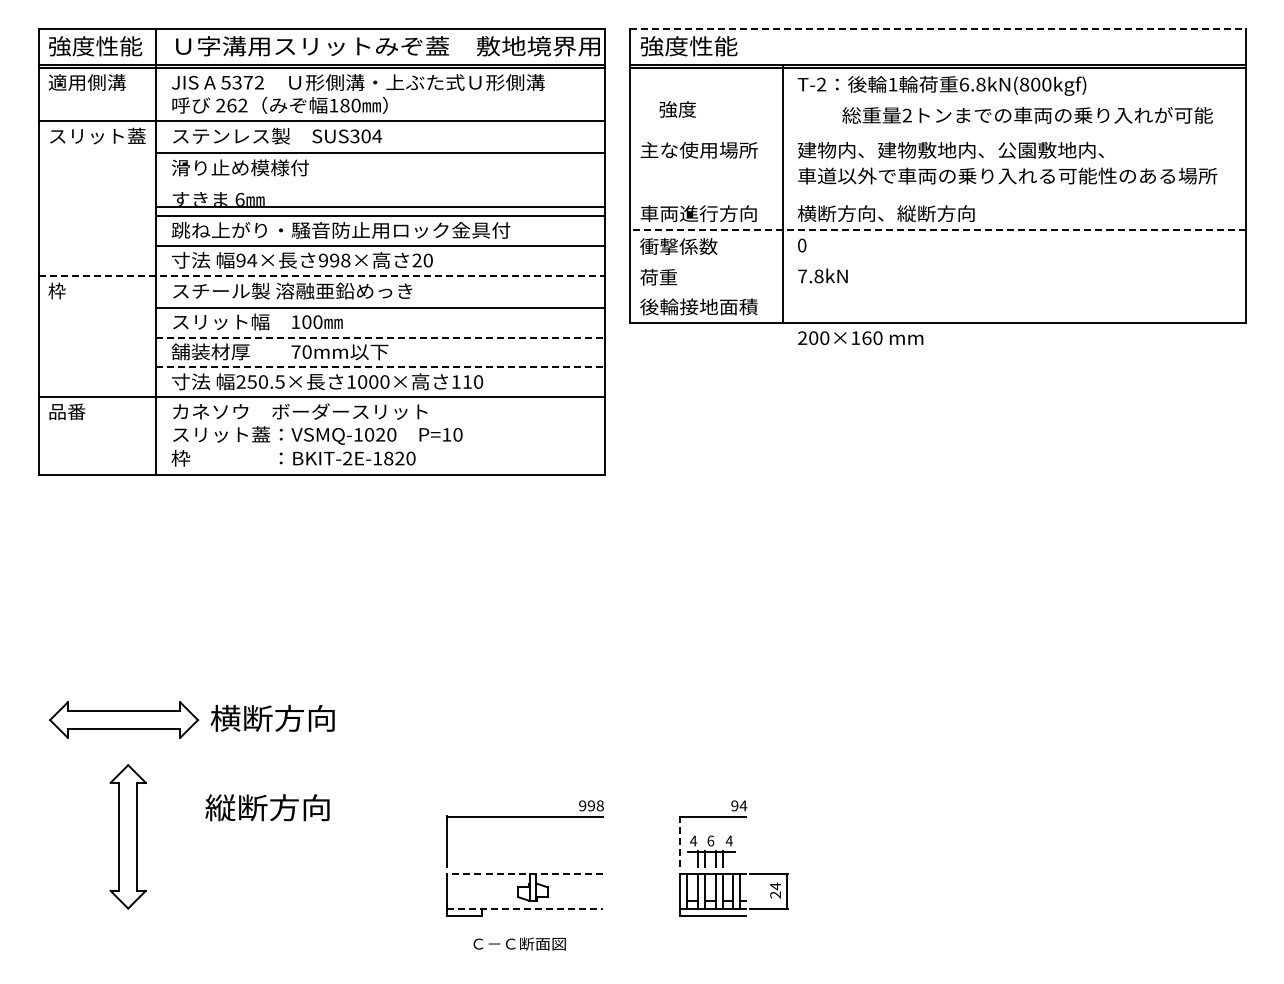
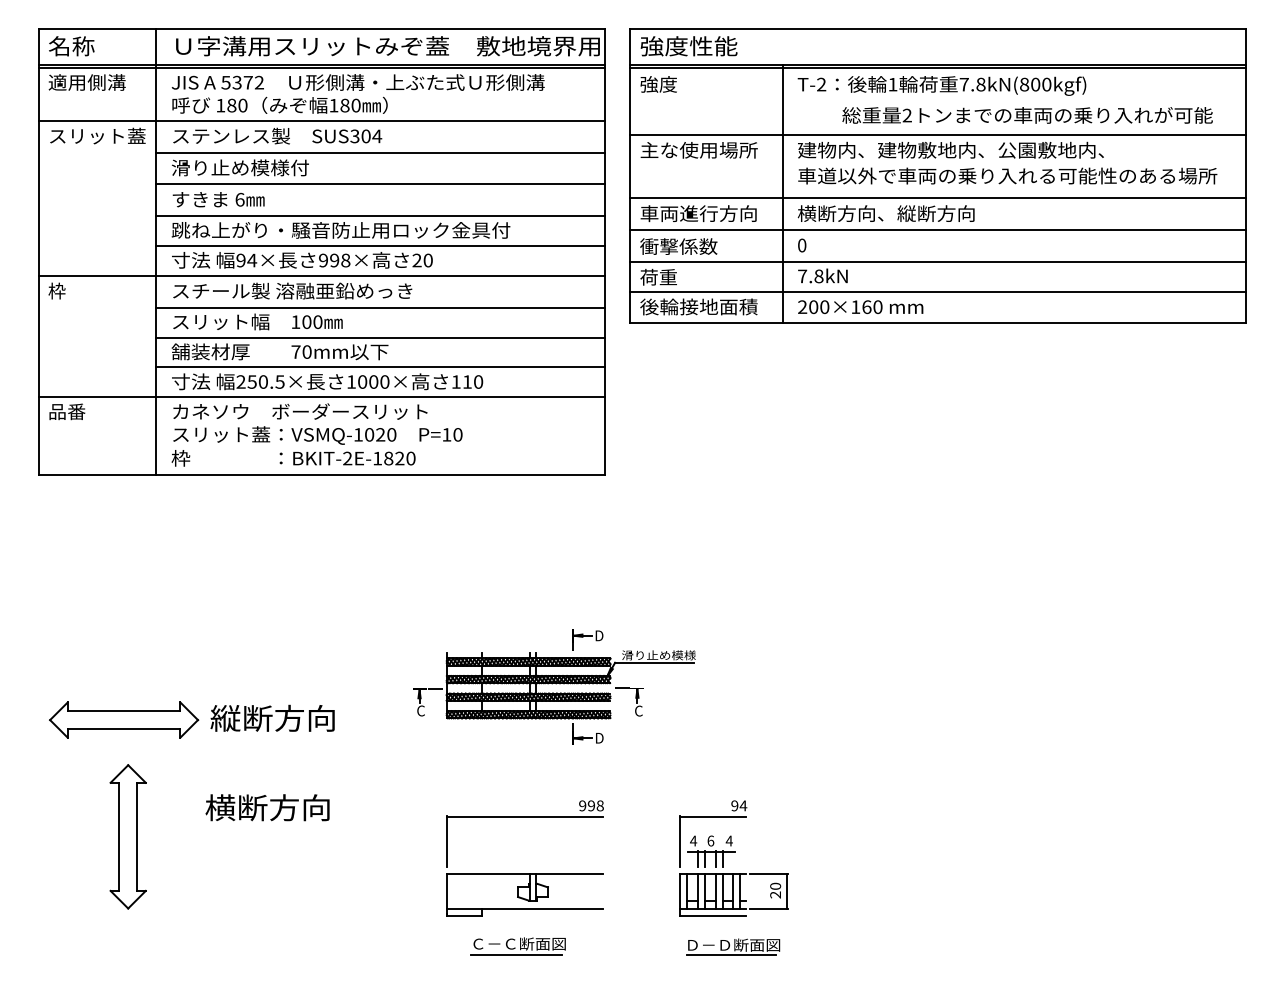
line: dashed -> solid (937, 29)
text: 強度性能 -> 名称 (95, 46)
text: 6.8kN(800kgf) -> 7.8kN(800kgf) (963, 84)
text: 262 -> 180 (231, 105)
text position: (677, 109) -> (658, 84) (658, 84)
line: none -> present (937, 135)
line: none -> present (937, 198)
line position: (380, 207) -> (380, 184) (380, 184)
line: dashed -> solid (937, 230)
line: none -> present (937, 261)
line: dashed -> solid (322, 275)
line: none -> present (937, 291)
line: dashed -> solid (381, 337)
text position: (860, 338) -> (860, 307) (860, 307)
line: dashed -> solid (381, 367)
part: none -> present (554, 686)
text: 横断方向 -> 縦断方向 (225, 718)
text: 縦断方向 -> 横断方向 (220, 807)
line: dashed -> solid (680, 841)
line: dashed -> solid (524, 874)
text: 24 -> 20 (775, 886)
line: dashed -> solid (524, 909)
part: none -> present (733, 946)
line: none -> present (516, 954)
